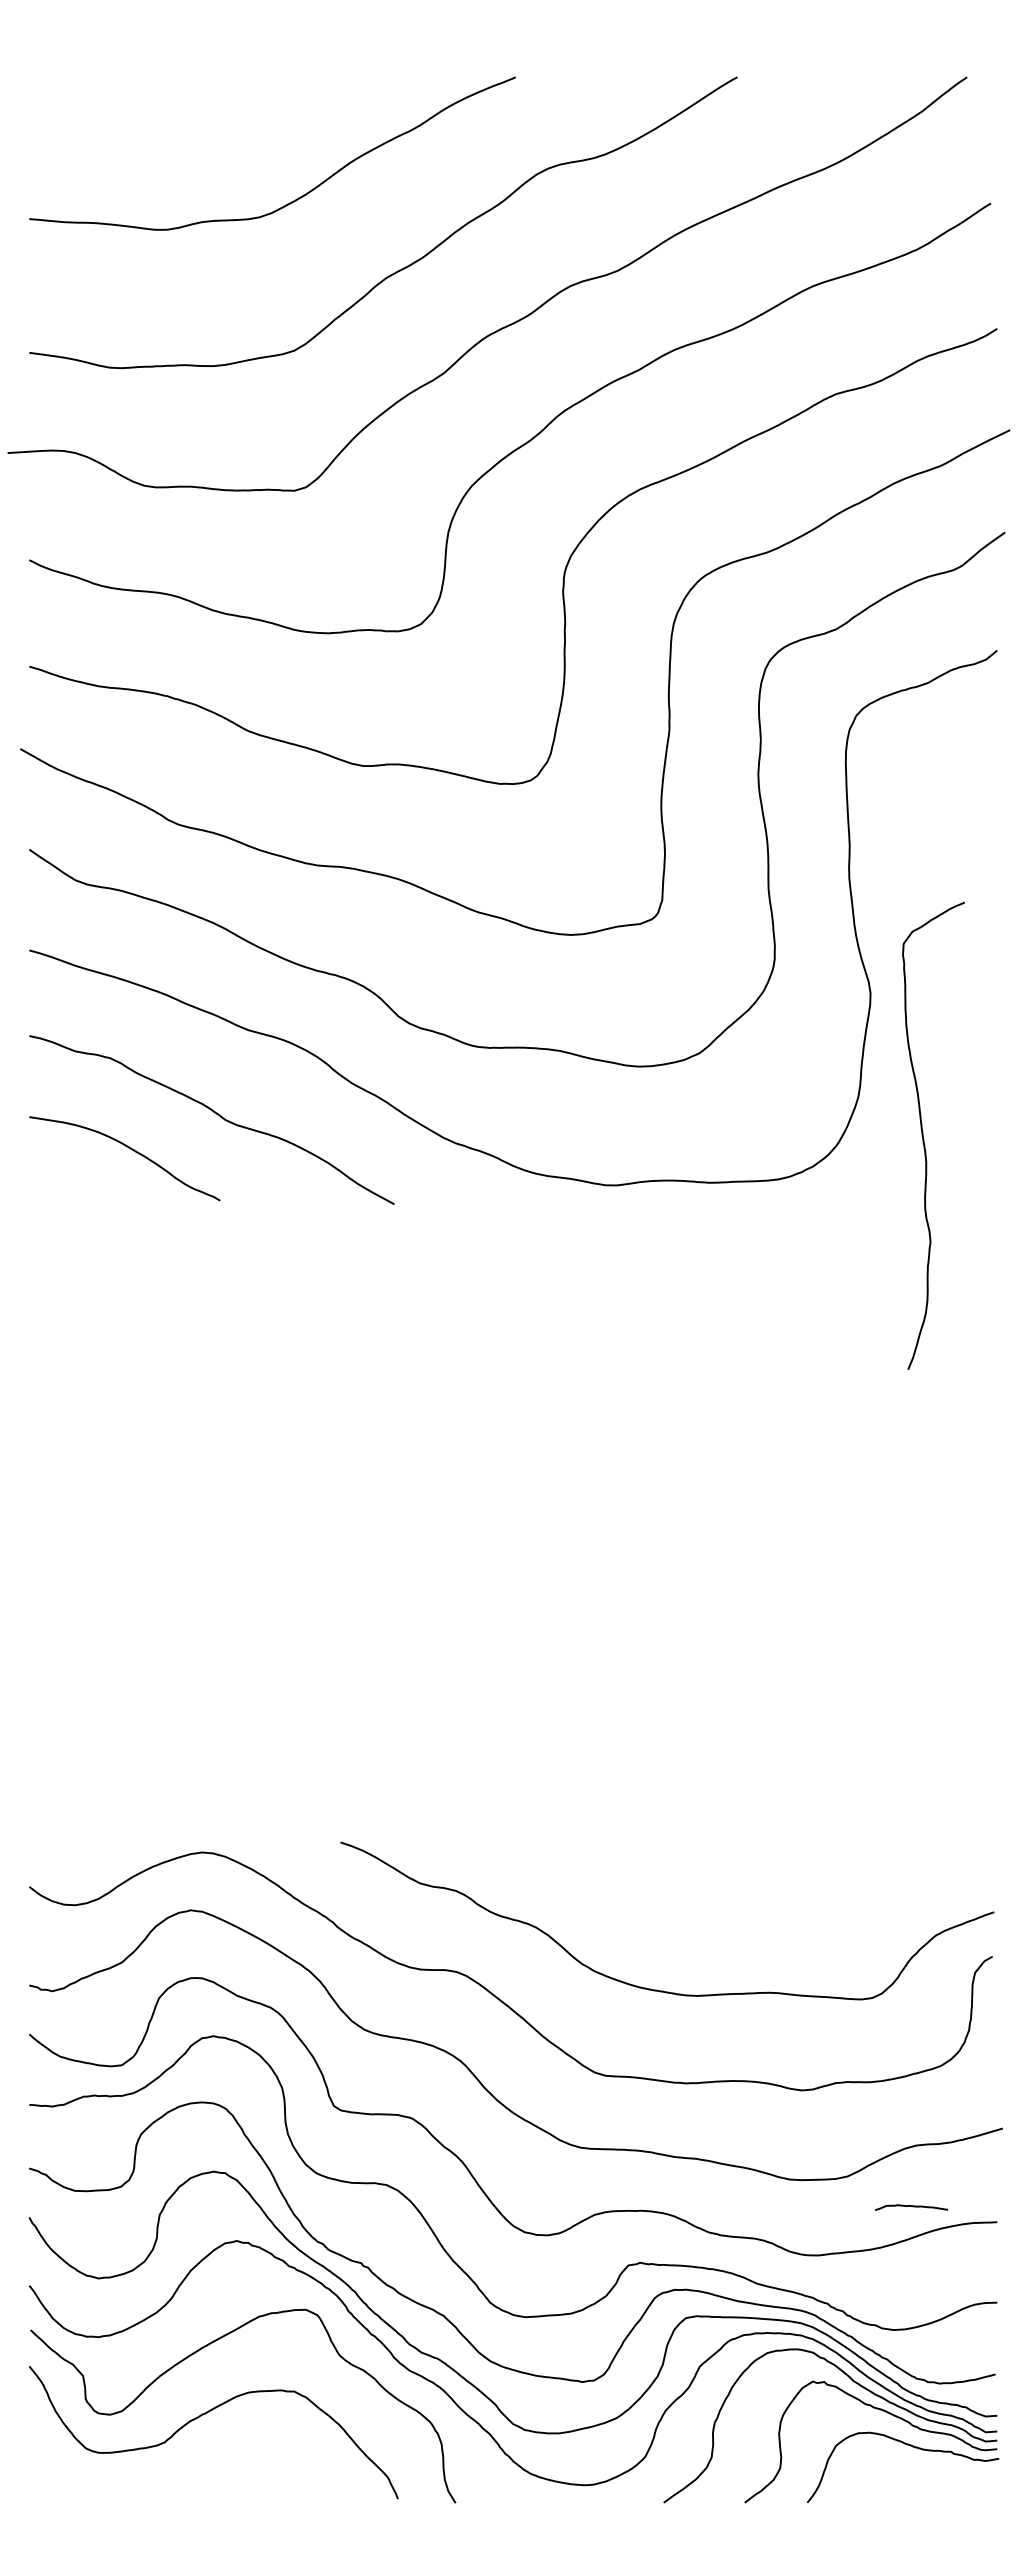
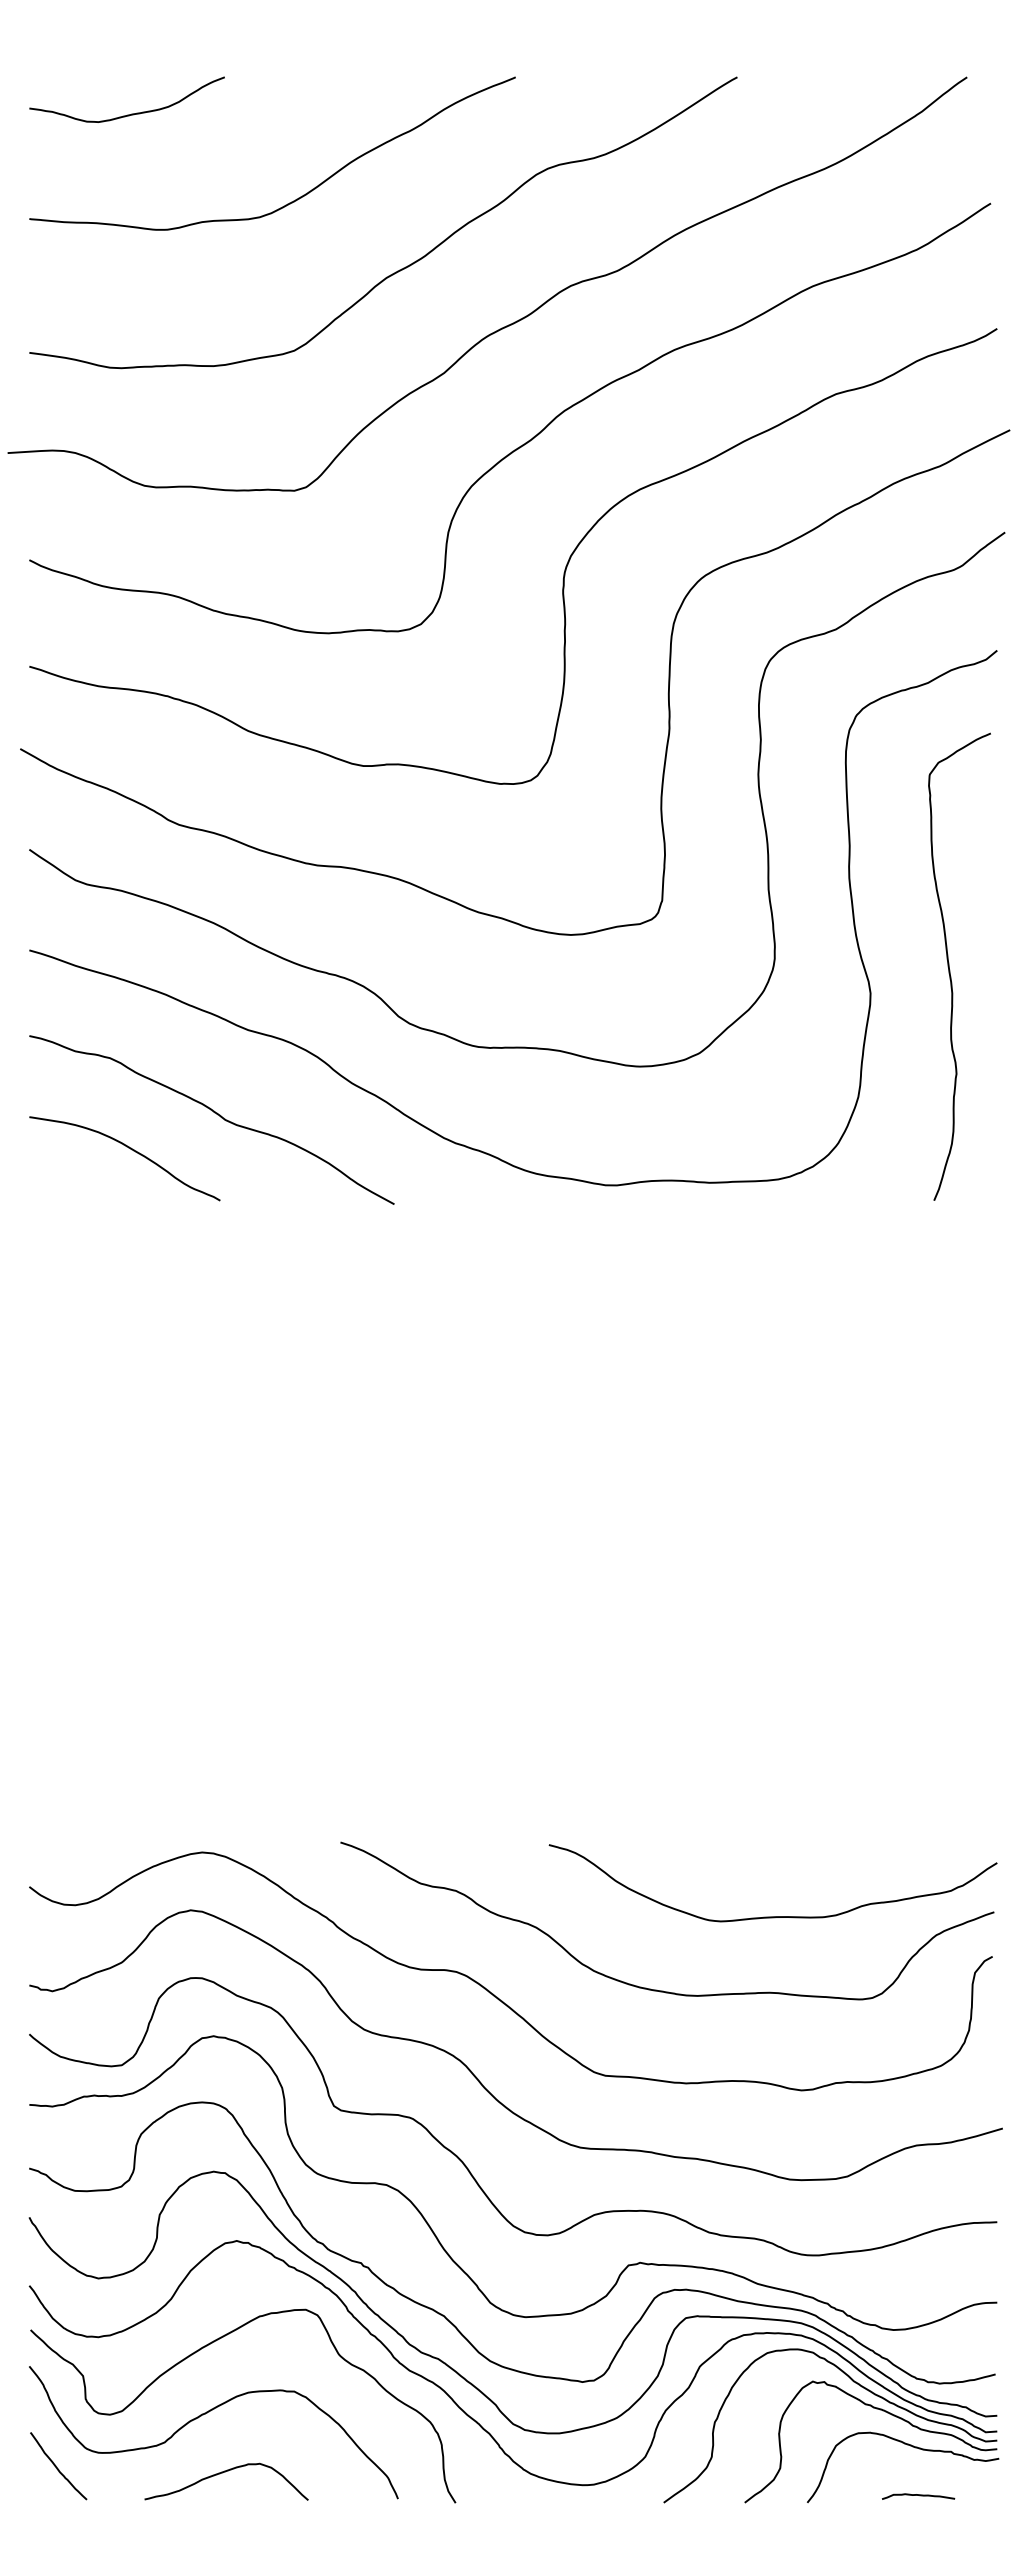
curve: none -> present (131, 113)
curve position: (924, 1139) -> (950, 970) (950, 970)
curve: none -> present (772, 1916)
curve position: (911, 2206) -> (918, 2495) (918, 2495)
curve: none -> present (57, 2467)
curve: none -> present (222, 2473)
